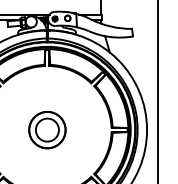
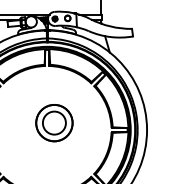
line: present -> none (157, 91)
part position: (47, 130) -> (54, 123) (54, 123)
